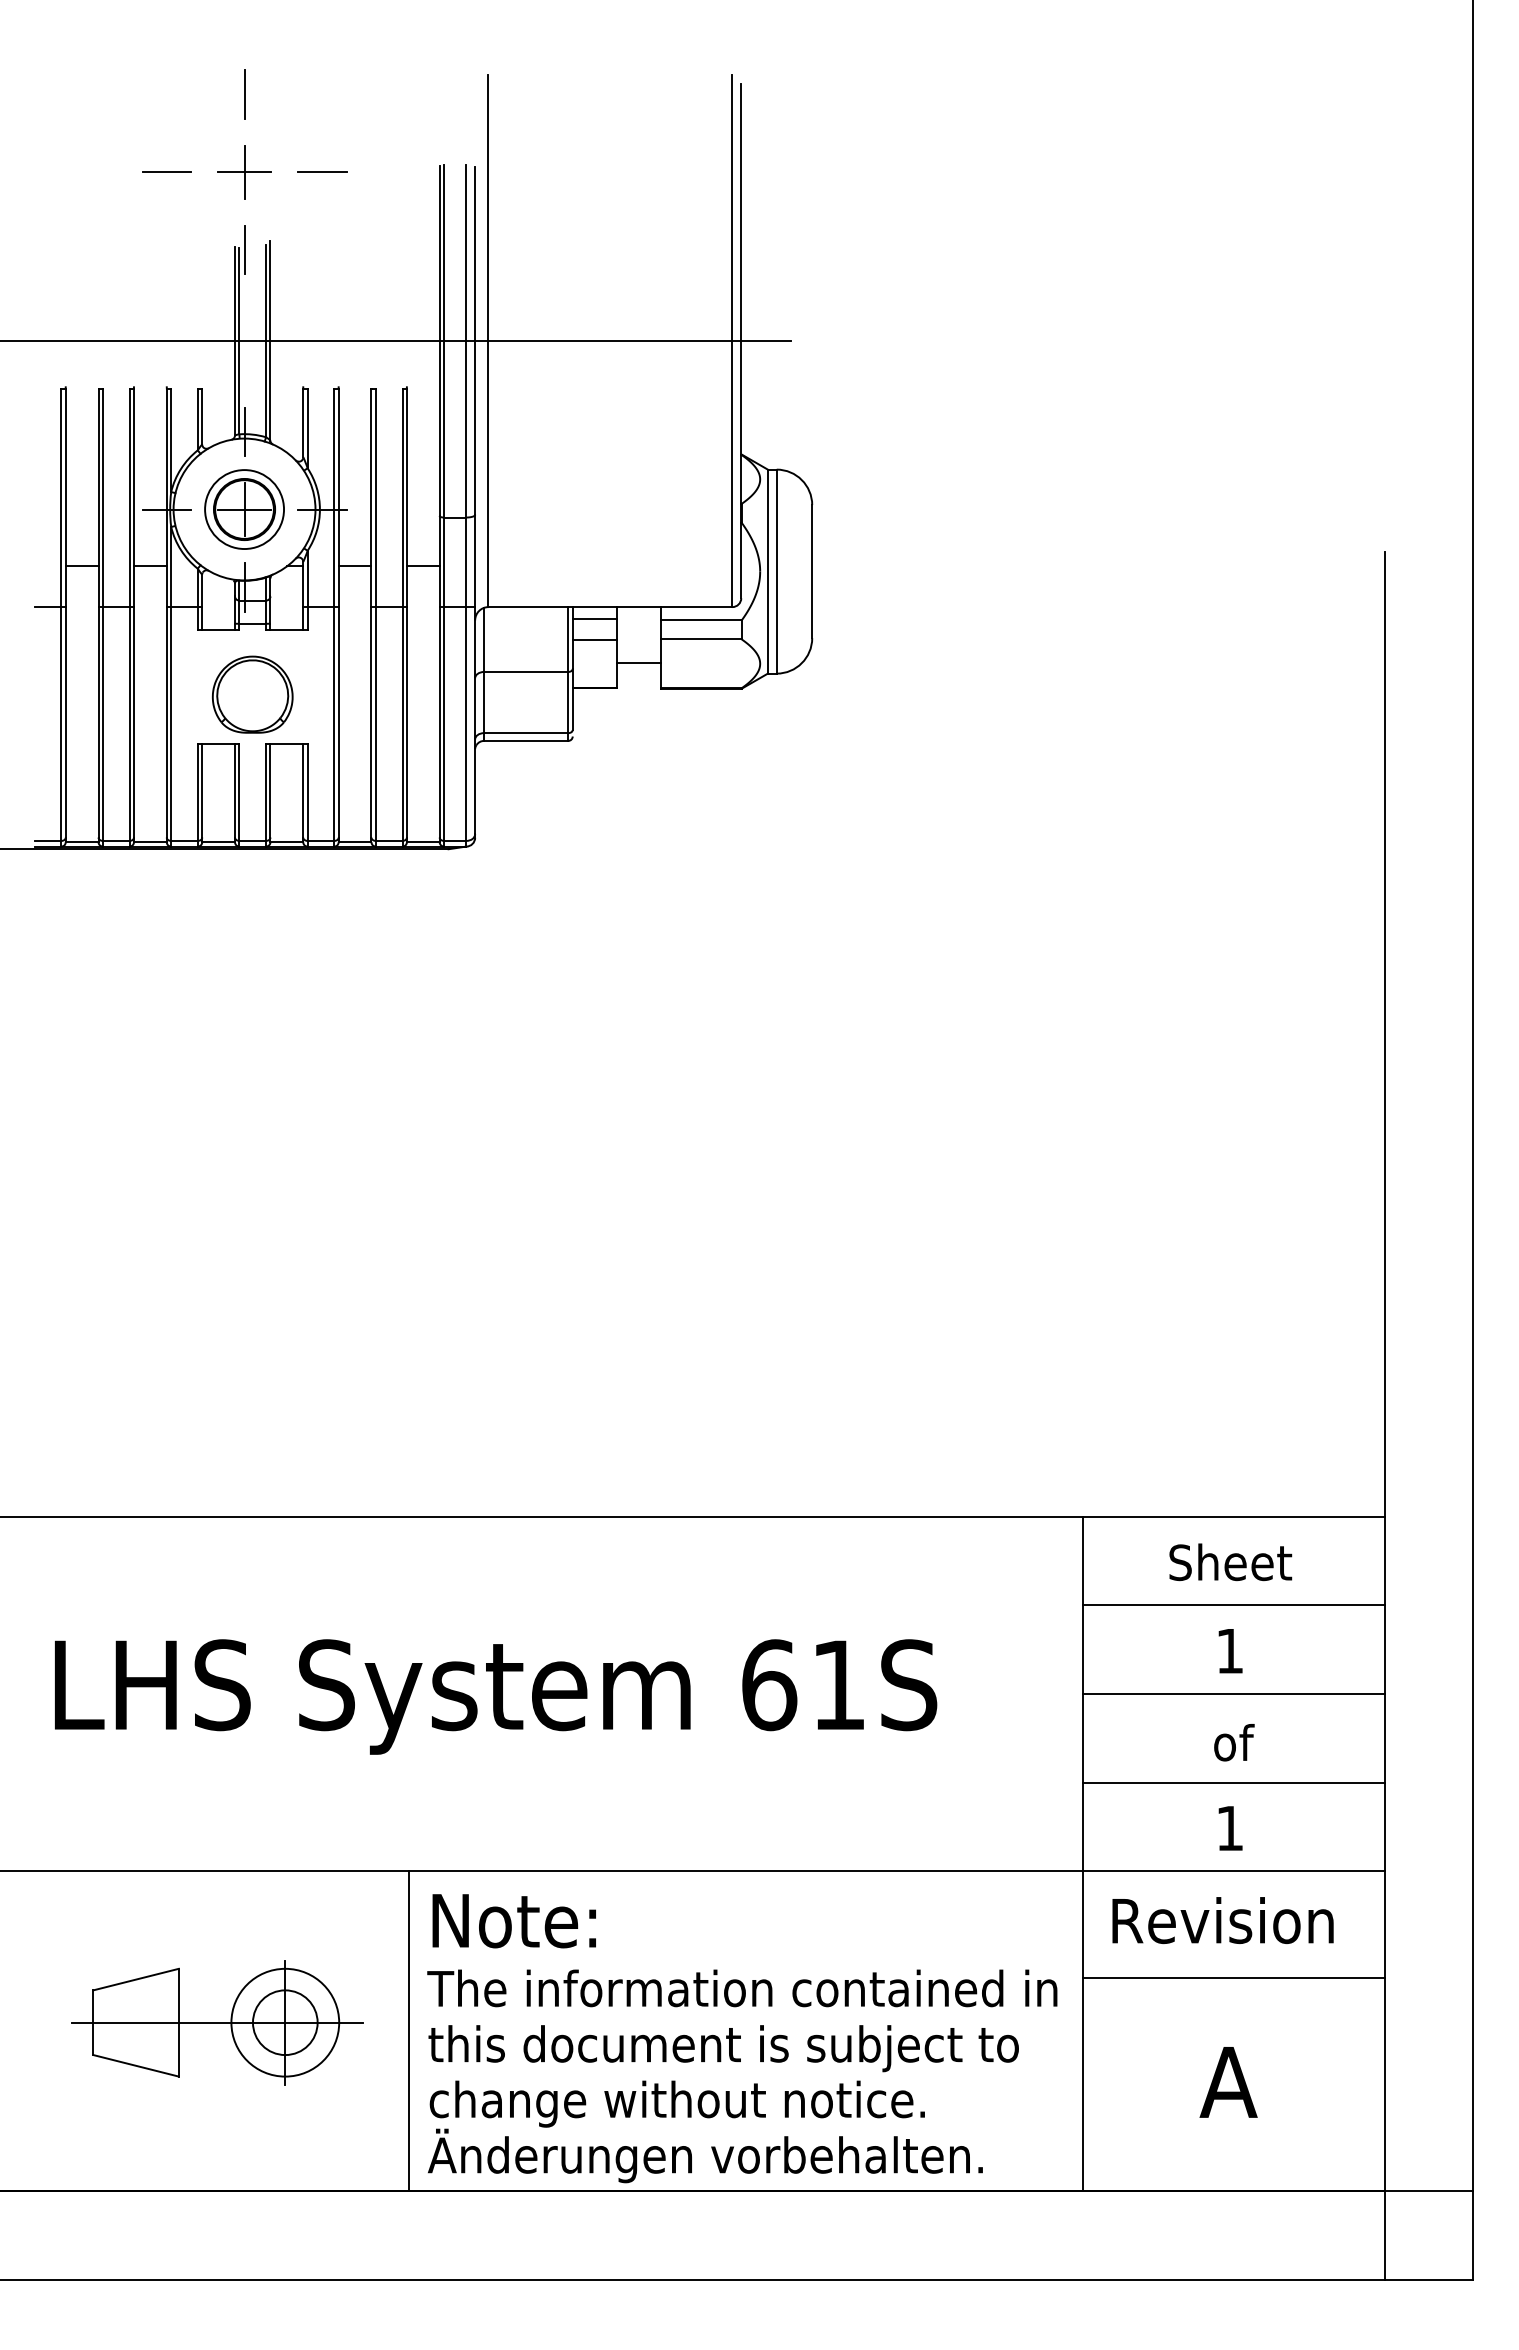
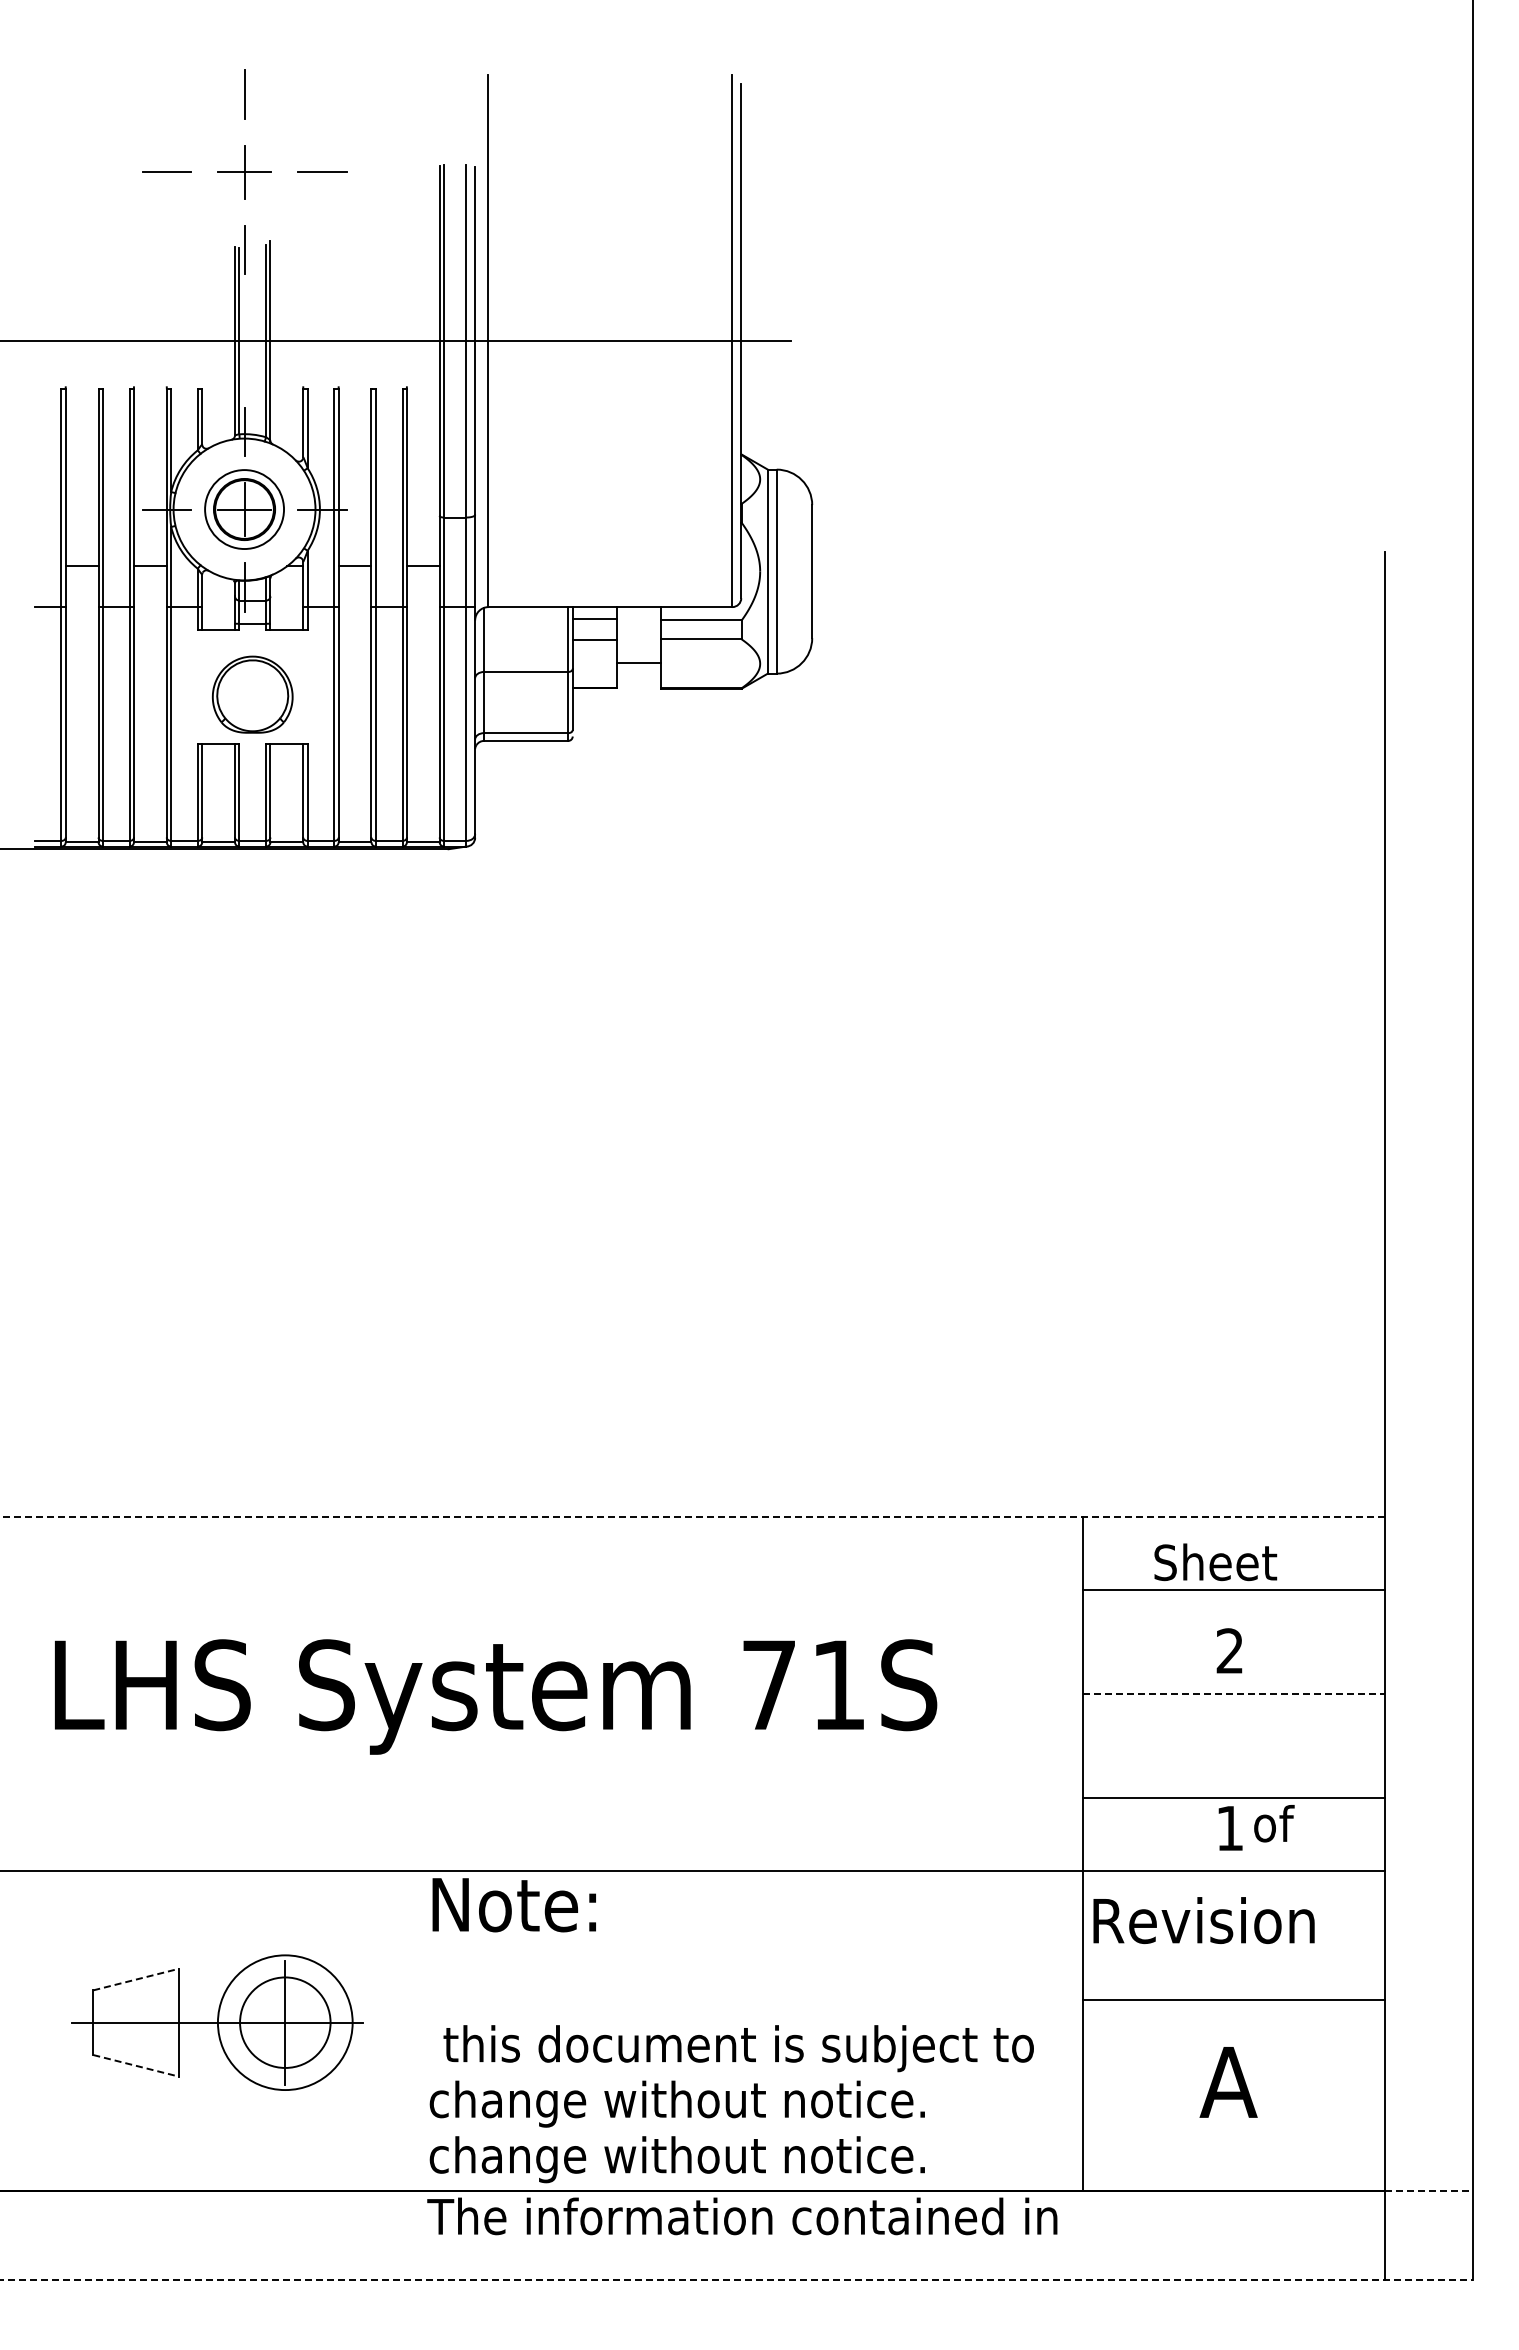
line: solid -> dashed (693, 1516)
text position: (1230, 1562) -> (1215, 1562) (1215, 1562)
line position: (1233, 1605) -> (1233, 1590) (1233, 1590)
text: 1 -> 2 (1229, 1650)
text: 61S -> 71S (769, 1685)
line: solid -> dashed (1234, 1694)
text position: (1234, 1742) -> (1274, 1823) (1274, 1823)
line position: (1233, 1782) -> (1233, 1797) (1233, 1797)
text position: (1222, 1920) -> (1203, 1920) (1203, 1920)
text position: (513, 1921) -> (513, 1905) (513, 1905)
line position: (1233, 1977) -> (1233, 1999) (1233, 1999)
line: solid -> dashed (136, 1979)
text position: (742, 1988) -> (742, 2216) (742, 2216)
circle diameter: 65 px -> 91 px (285, 2022)
circle diameter: 108 px -> 135 px (284, 2022)
line: present -> none (409, 2030)
text position: (723, 2048) -> (738, 2048) (738, 2048)
line: solid -> dashed (136, 2065)
text: Änderungen vorbehalten. -> change without notice. (704, 2155)
line: solid -> dashed (1429, 2190)
line: solid -> dashed (737, 2279)
